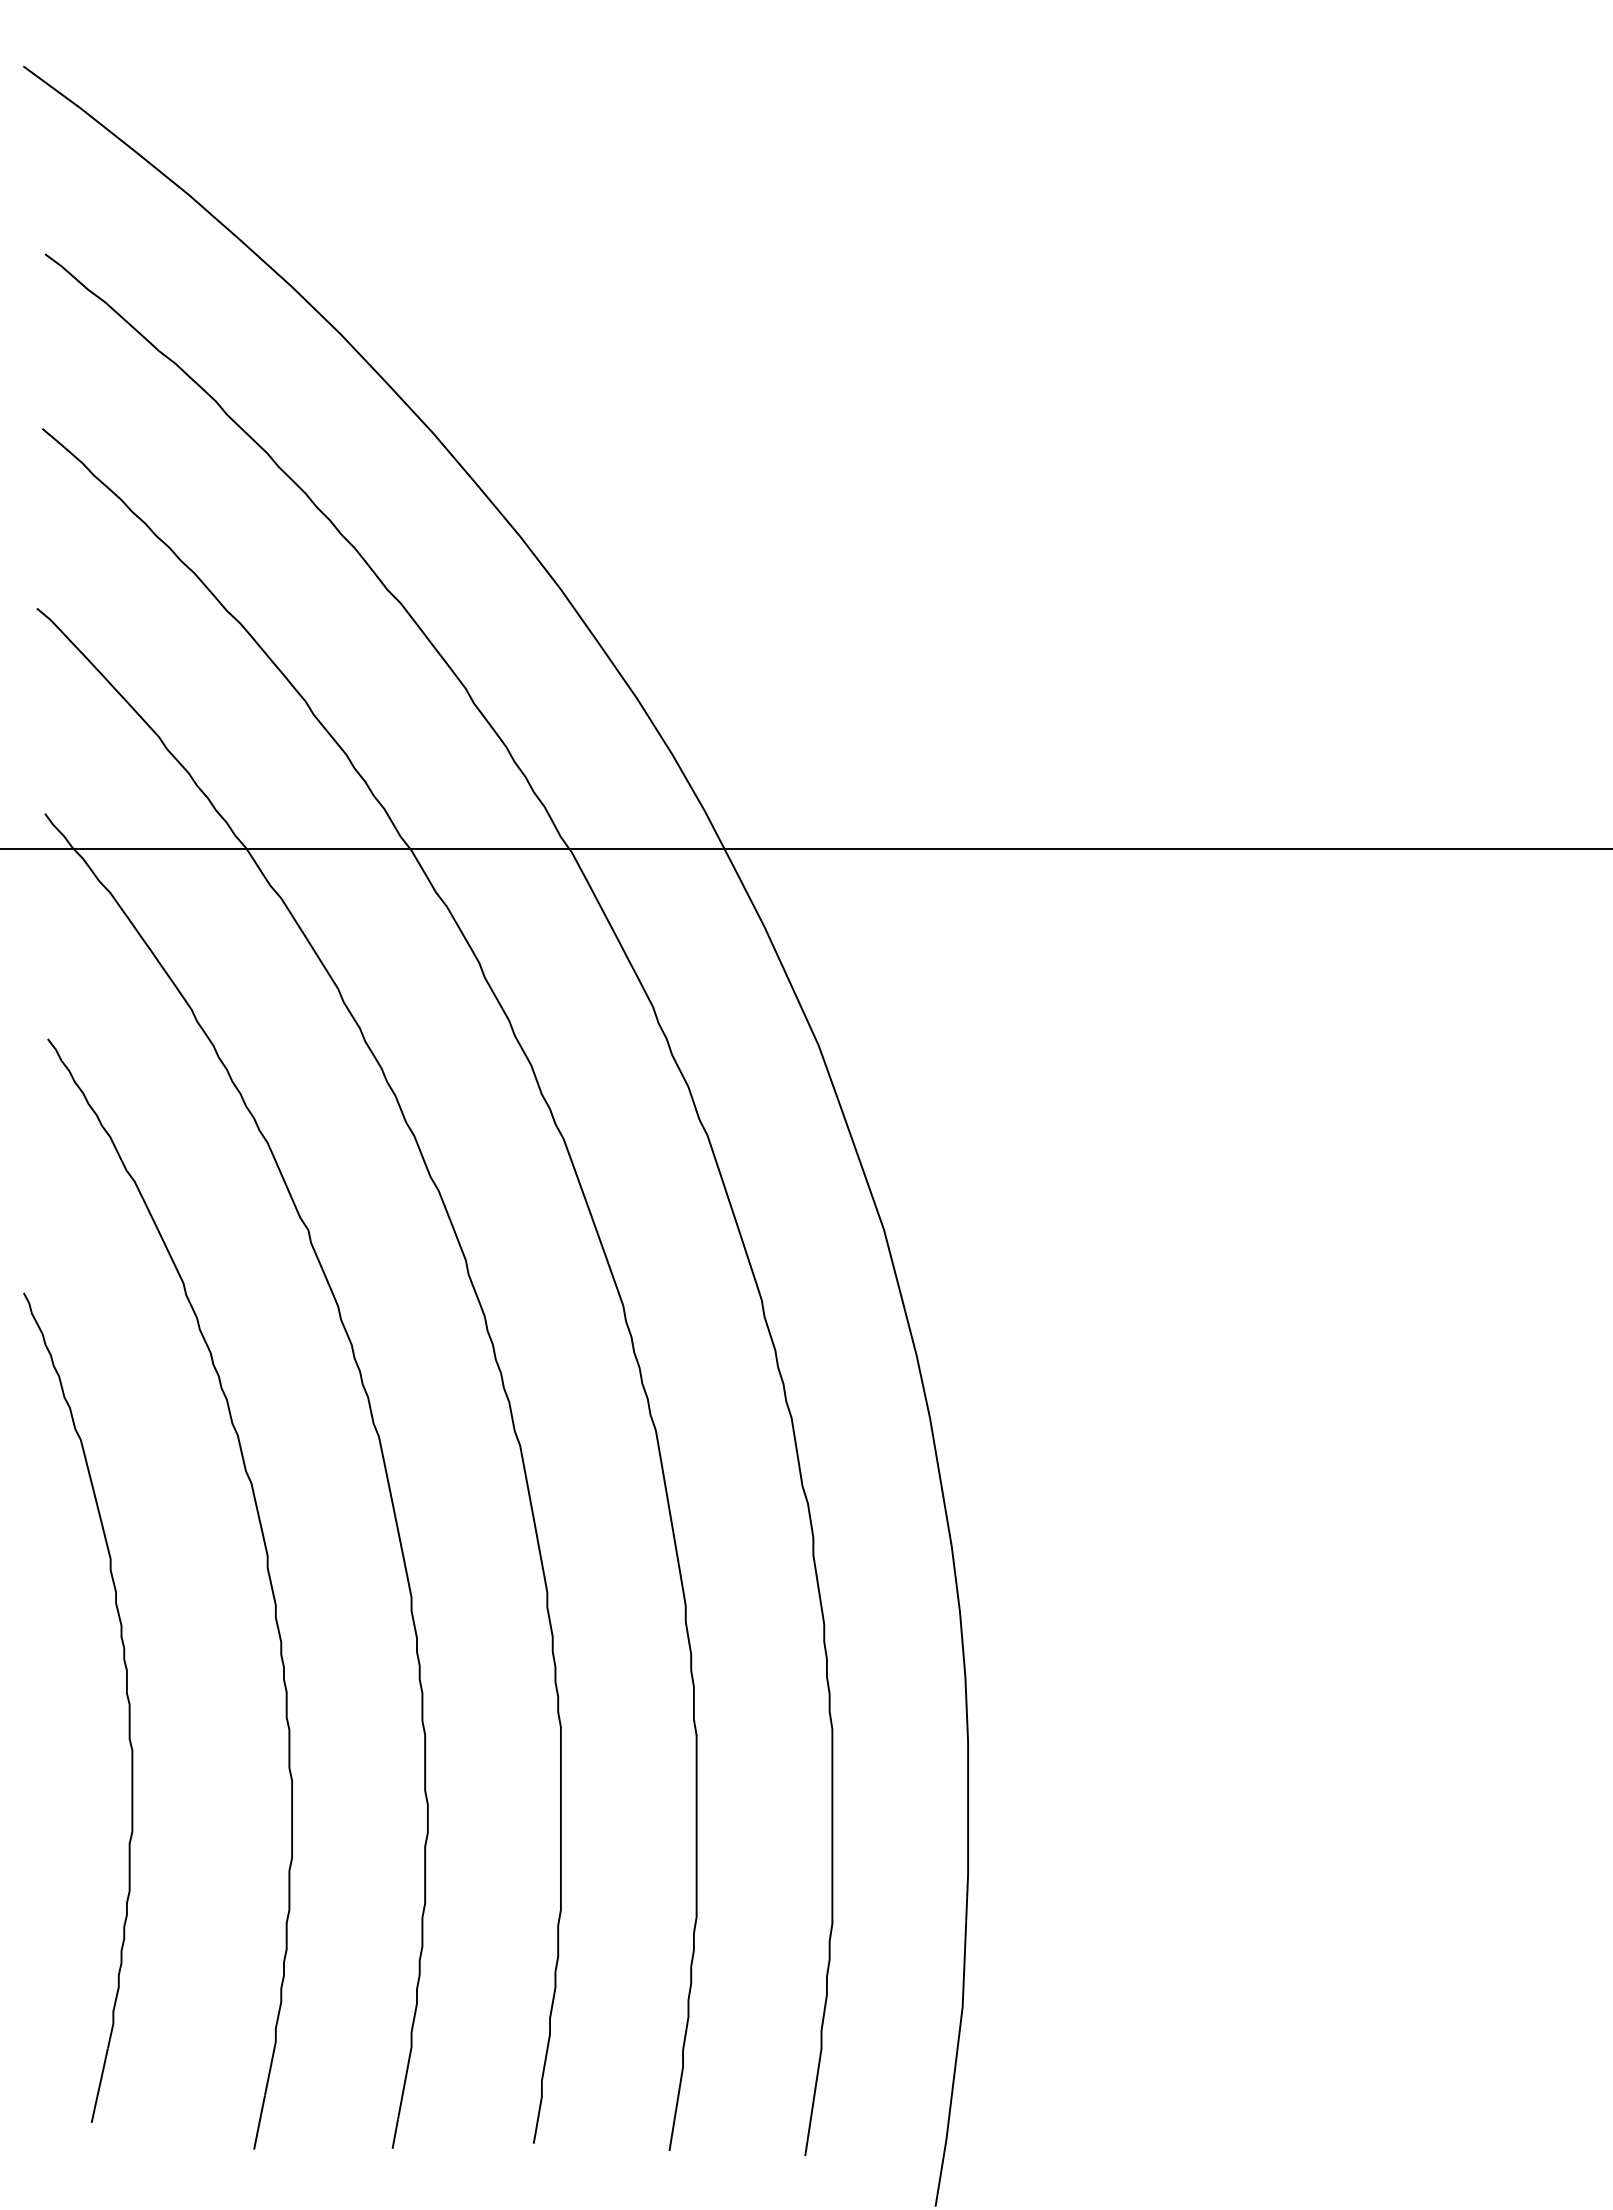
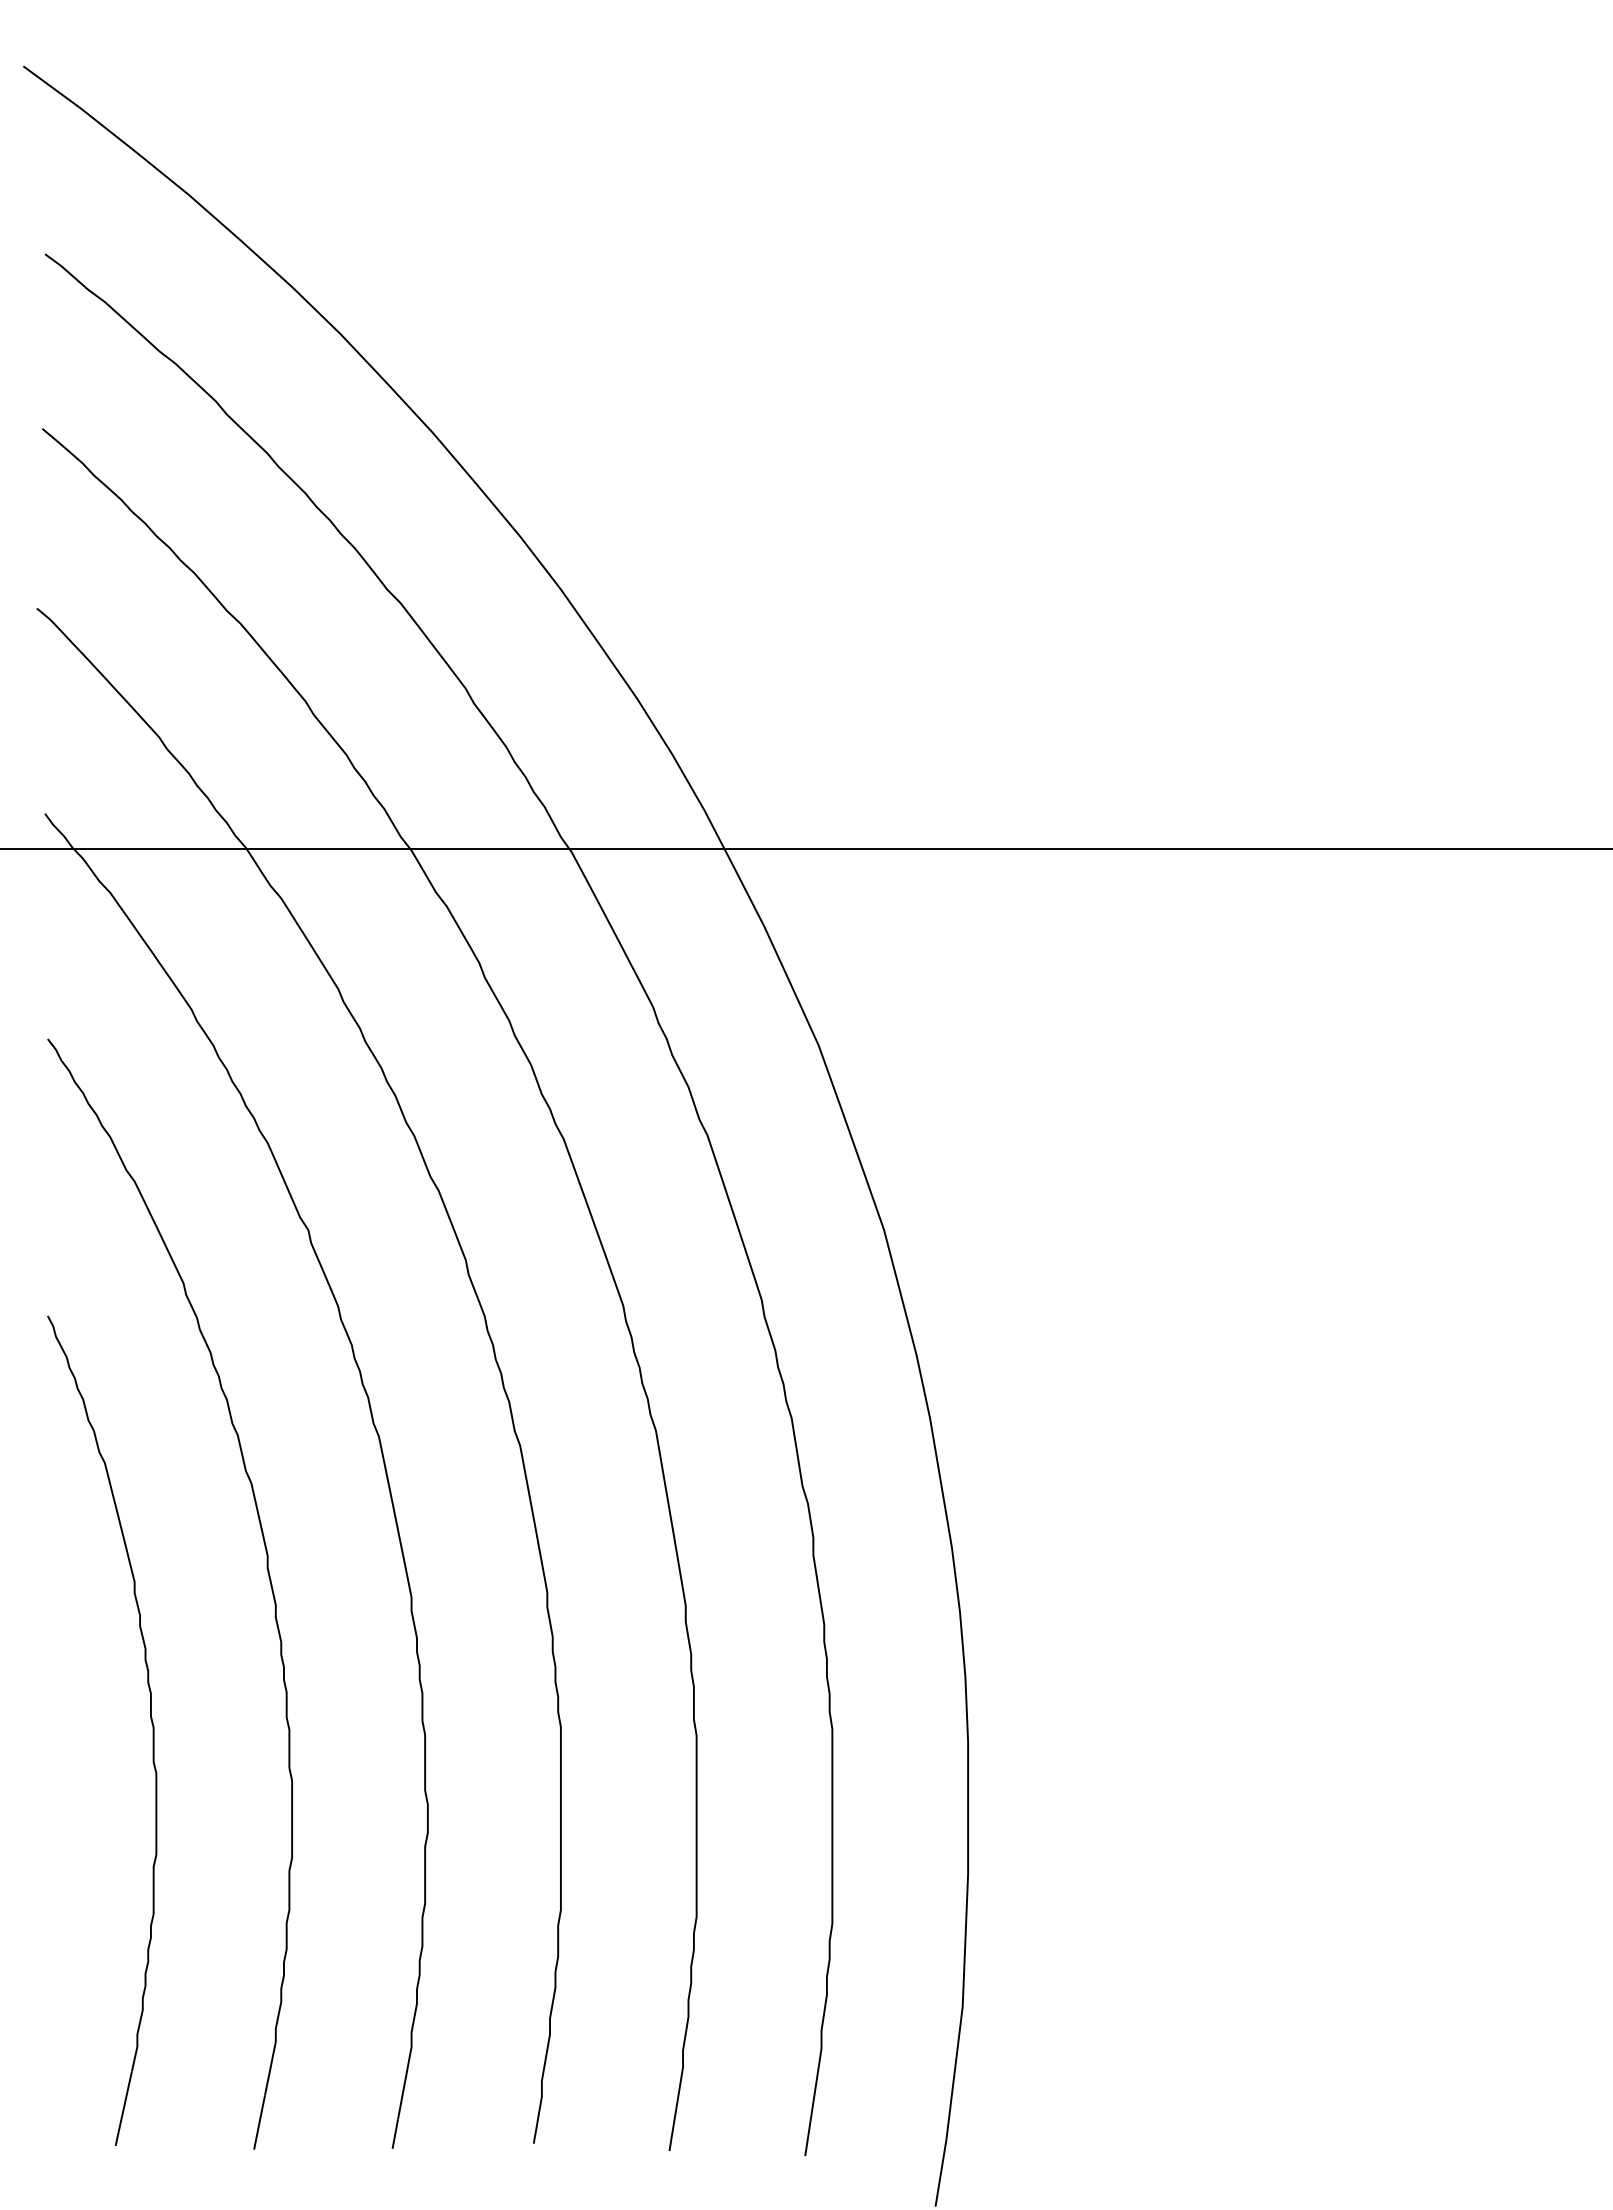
part position: (126, 1696) -> (150, 1719) (150, 1719)
